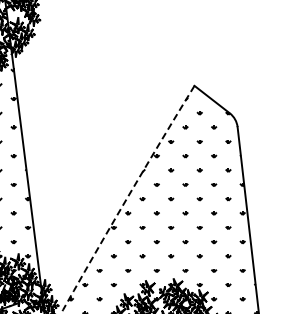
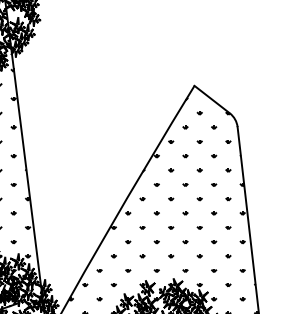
arc: dashed -> solid (126, 198)
